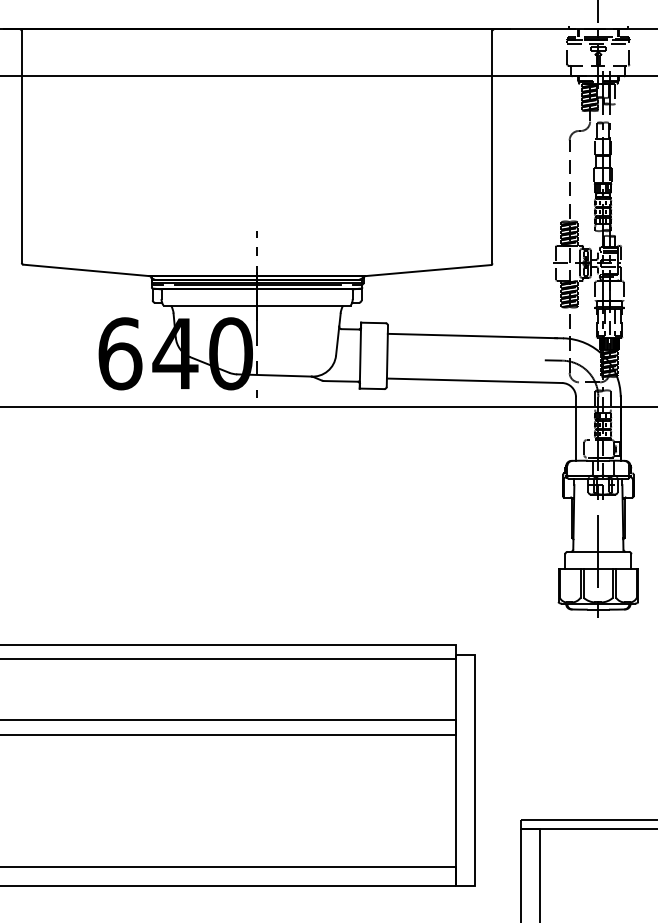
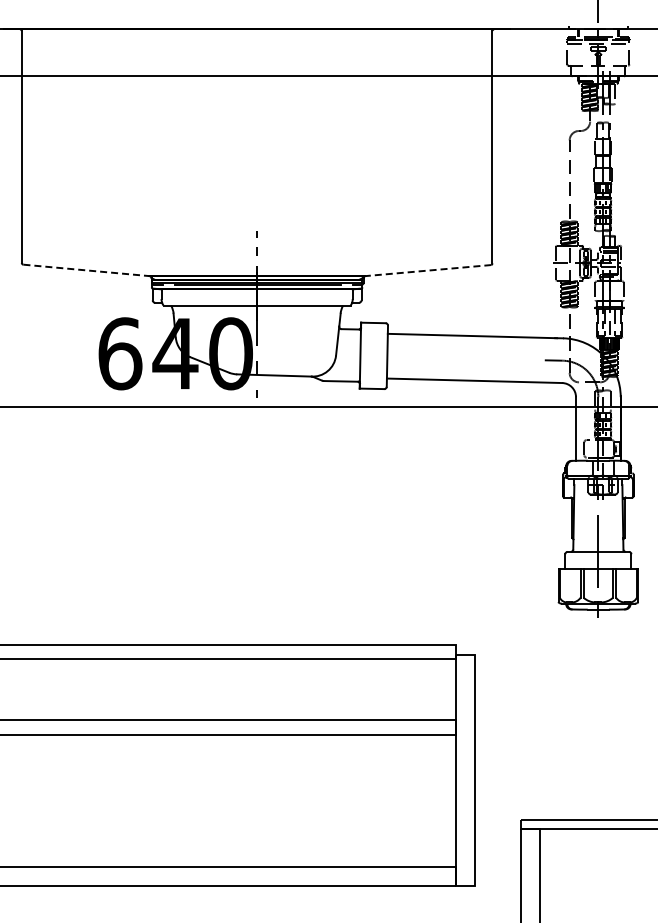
line: solid -> dashed (86, 270)
line: solid -> dashed (427, 270)
